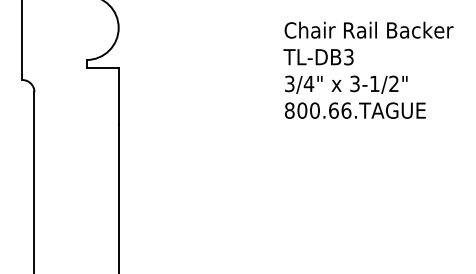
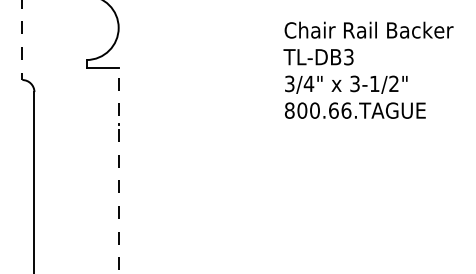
line: solid -> dashed (22, 40)
line: solid -> dashed (118, 171)
